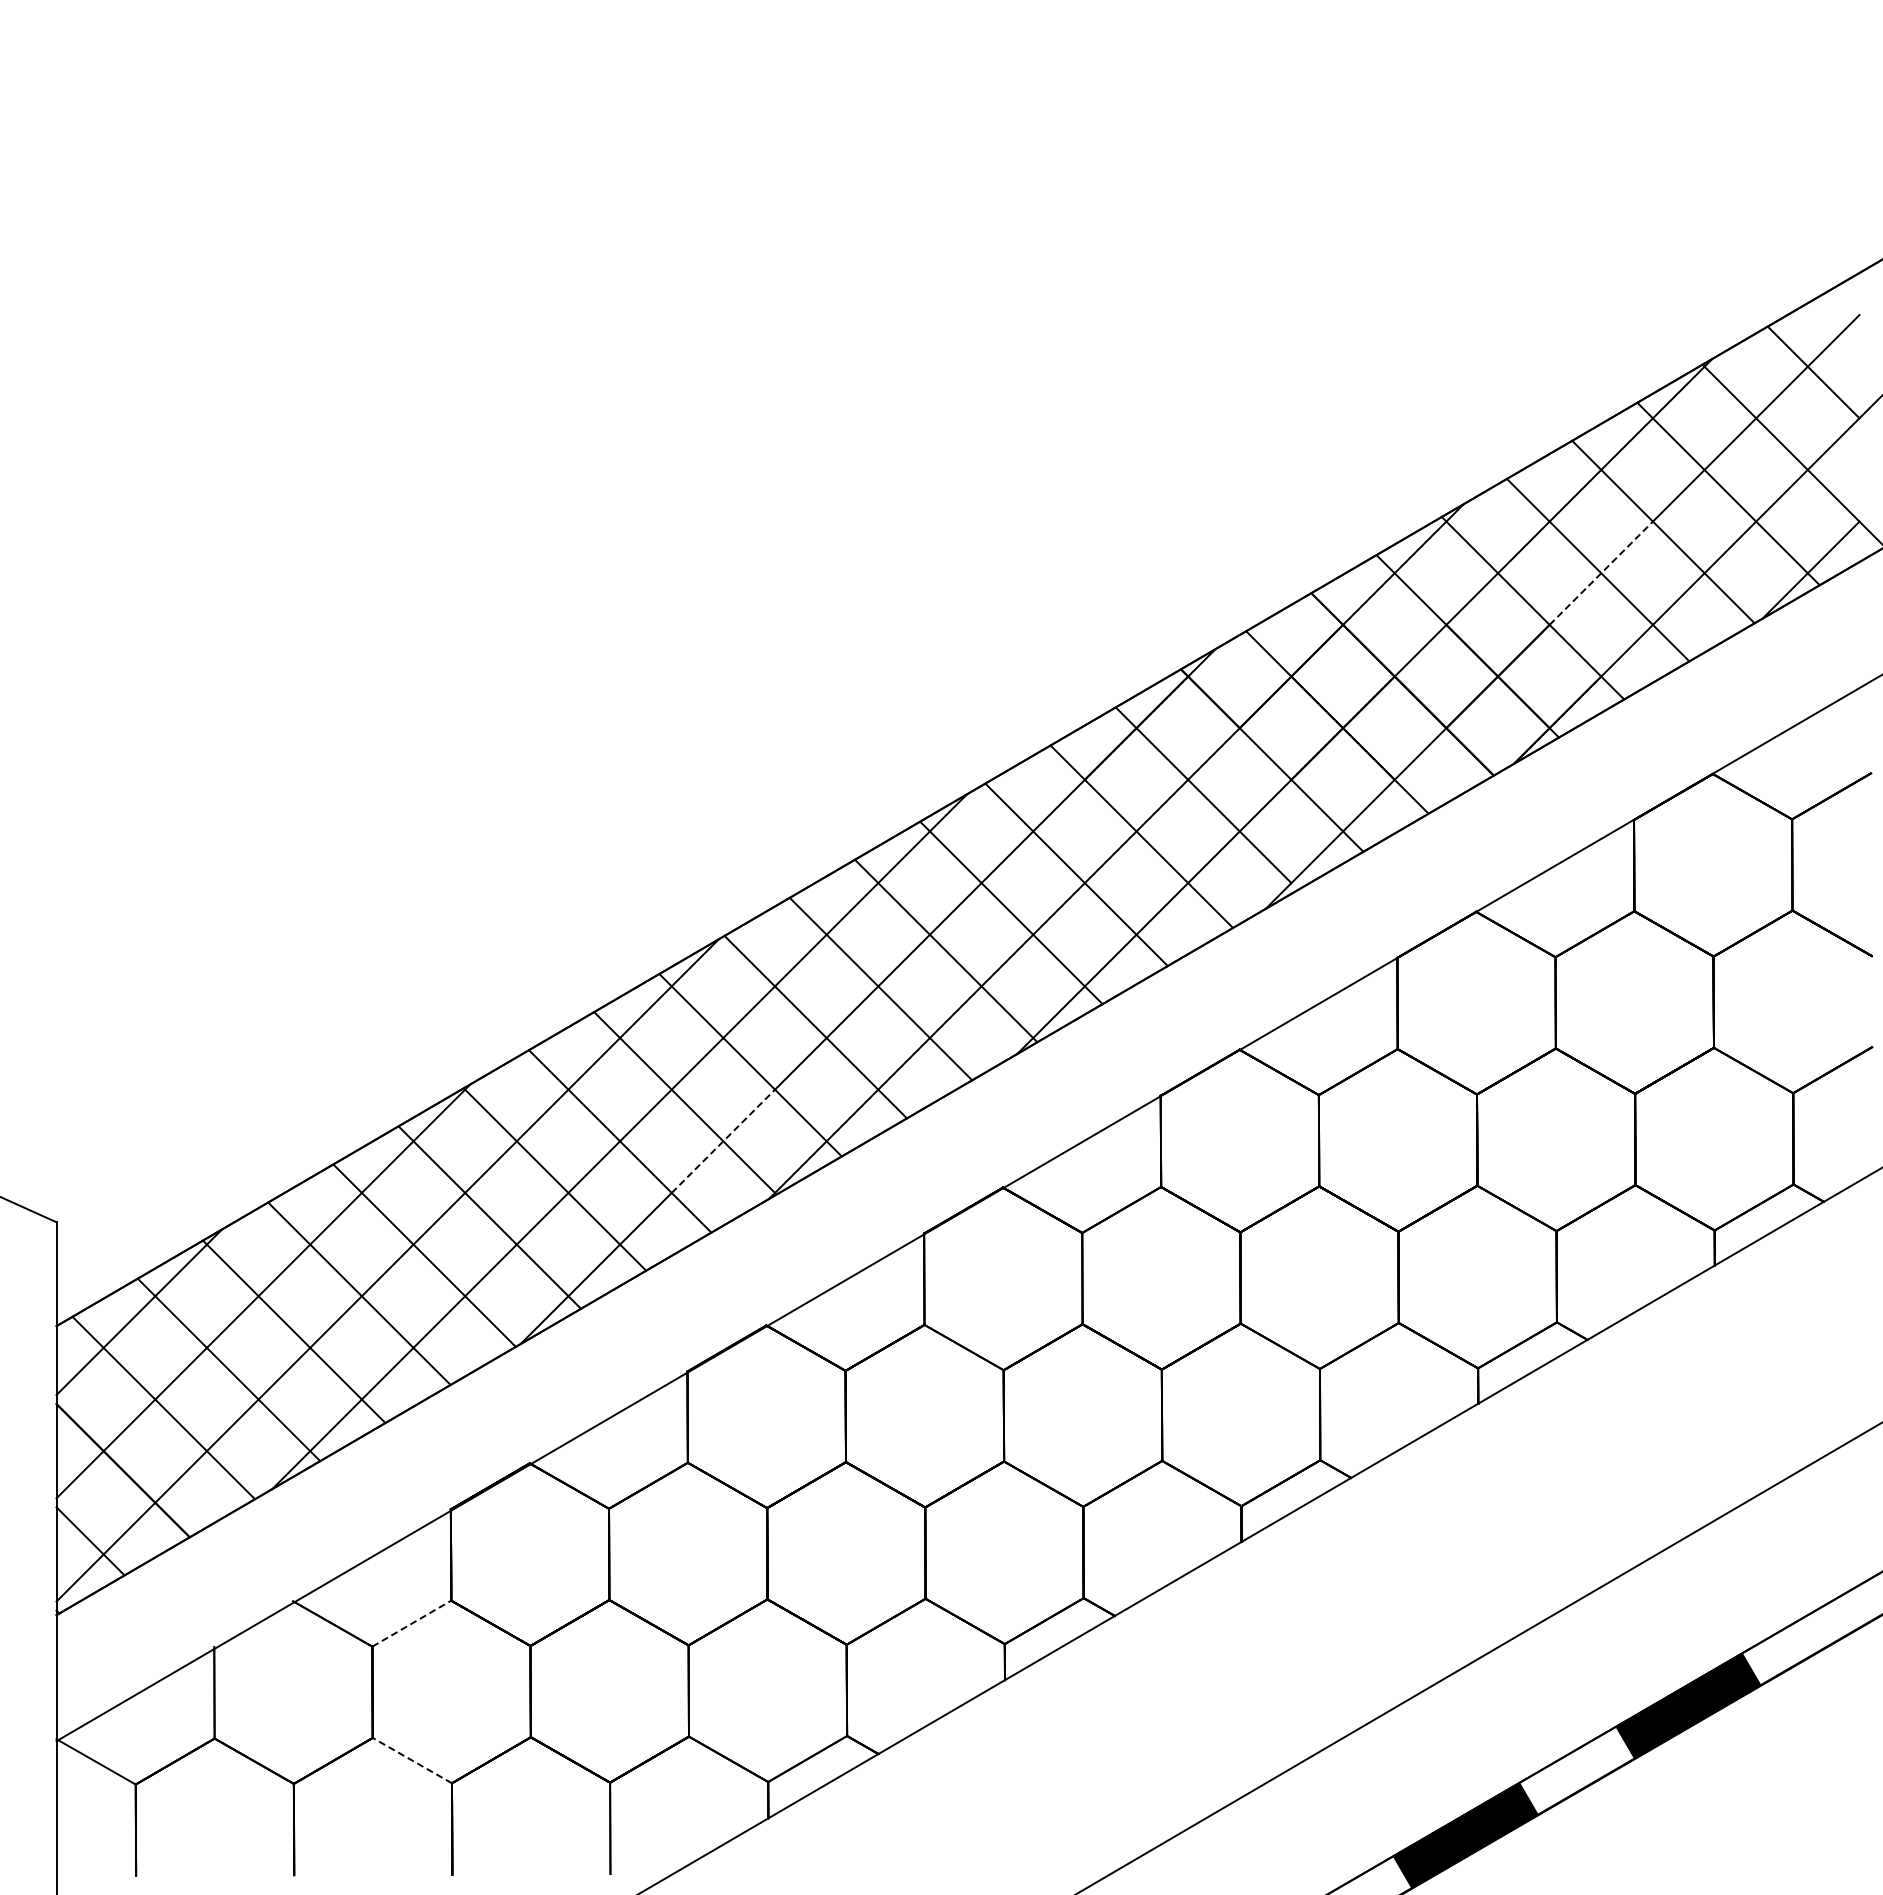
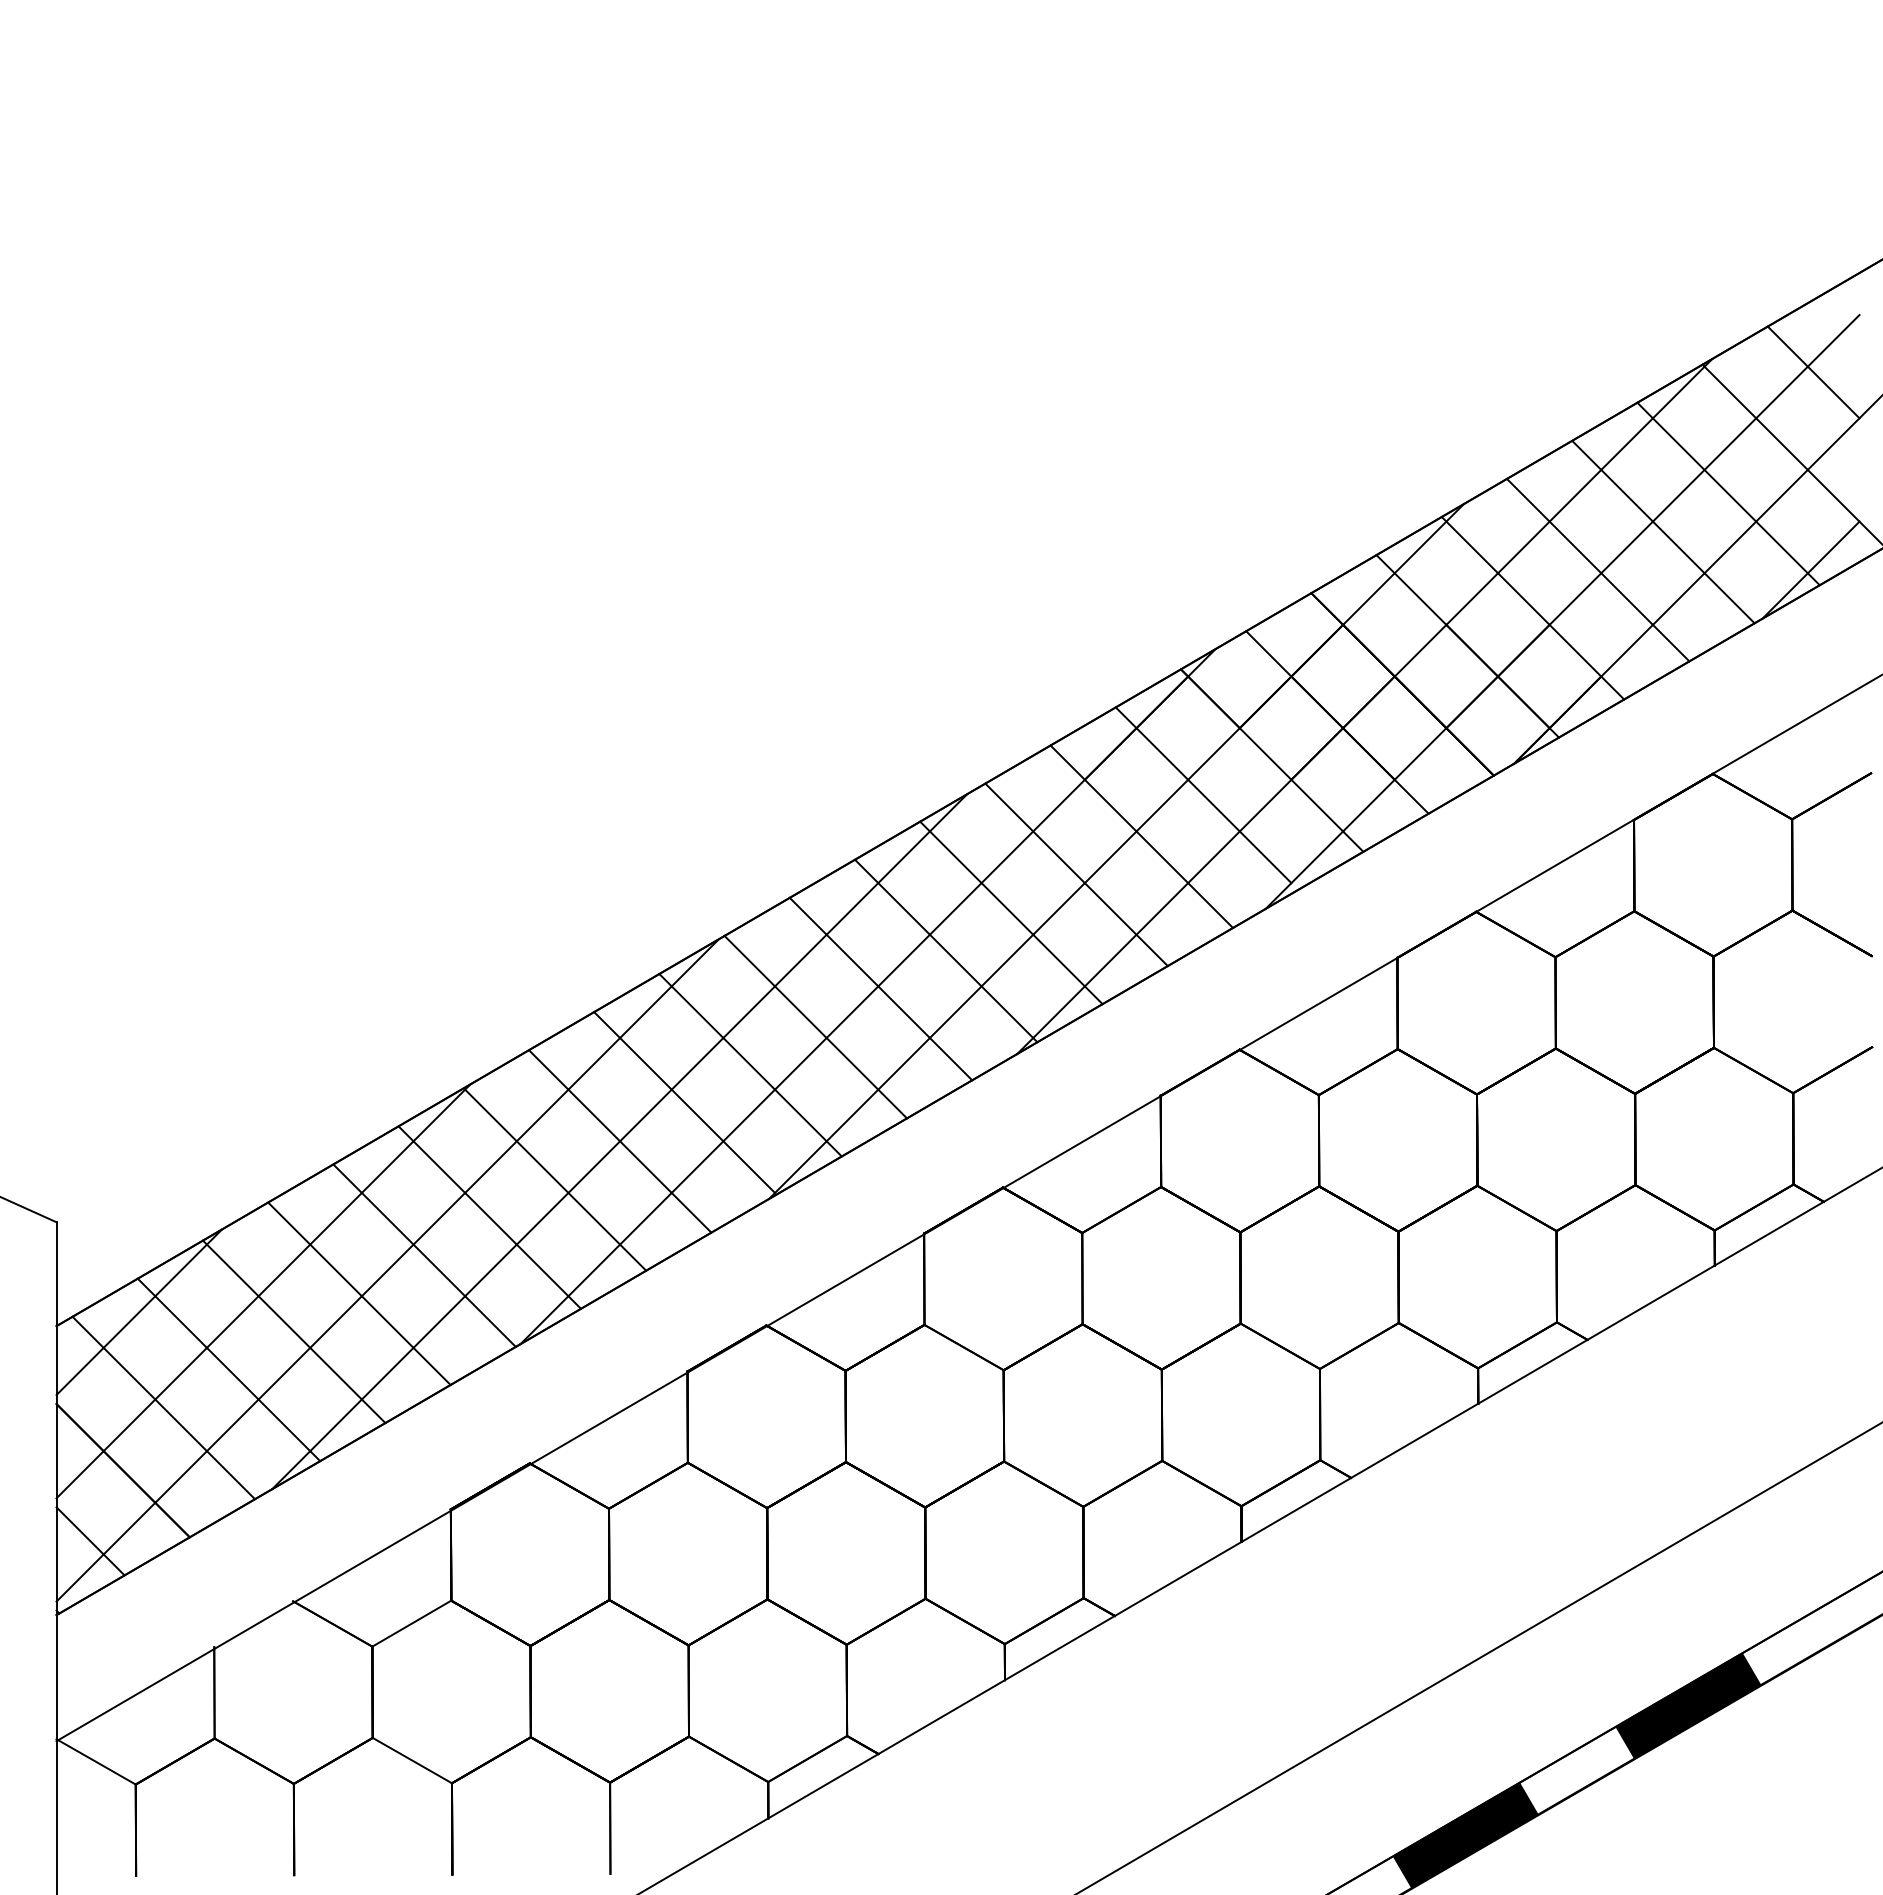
line: dashed -> solid (1601, 573)
line: dashed -> solid (723, 1140)
line: dashed -> solid (411, 1623)
line: dashed -> solid (412, 1760)
